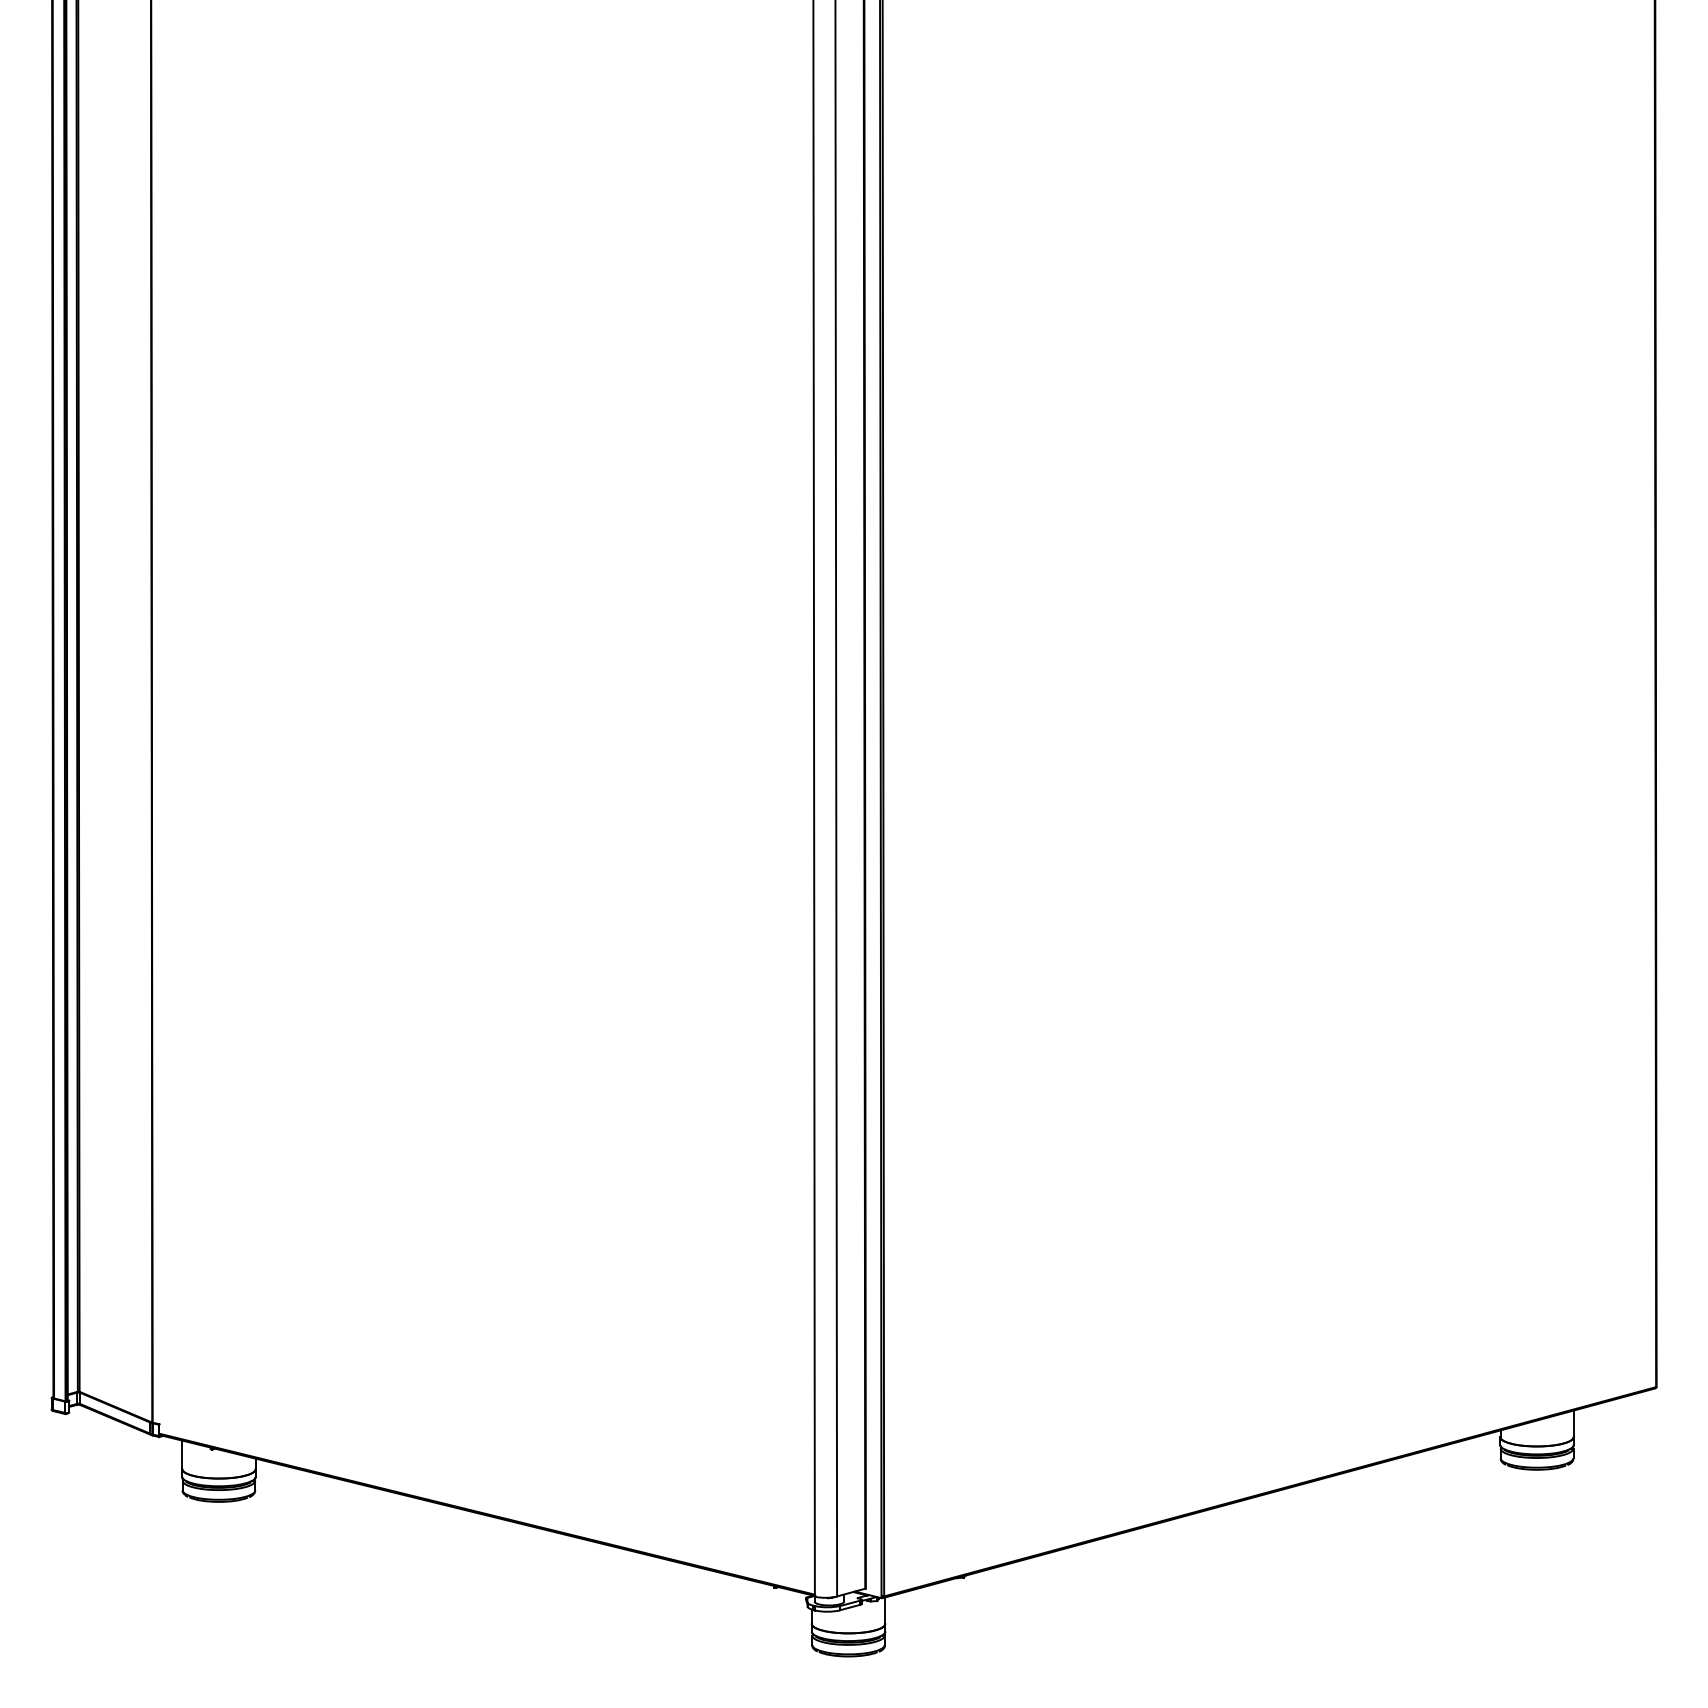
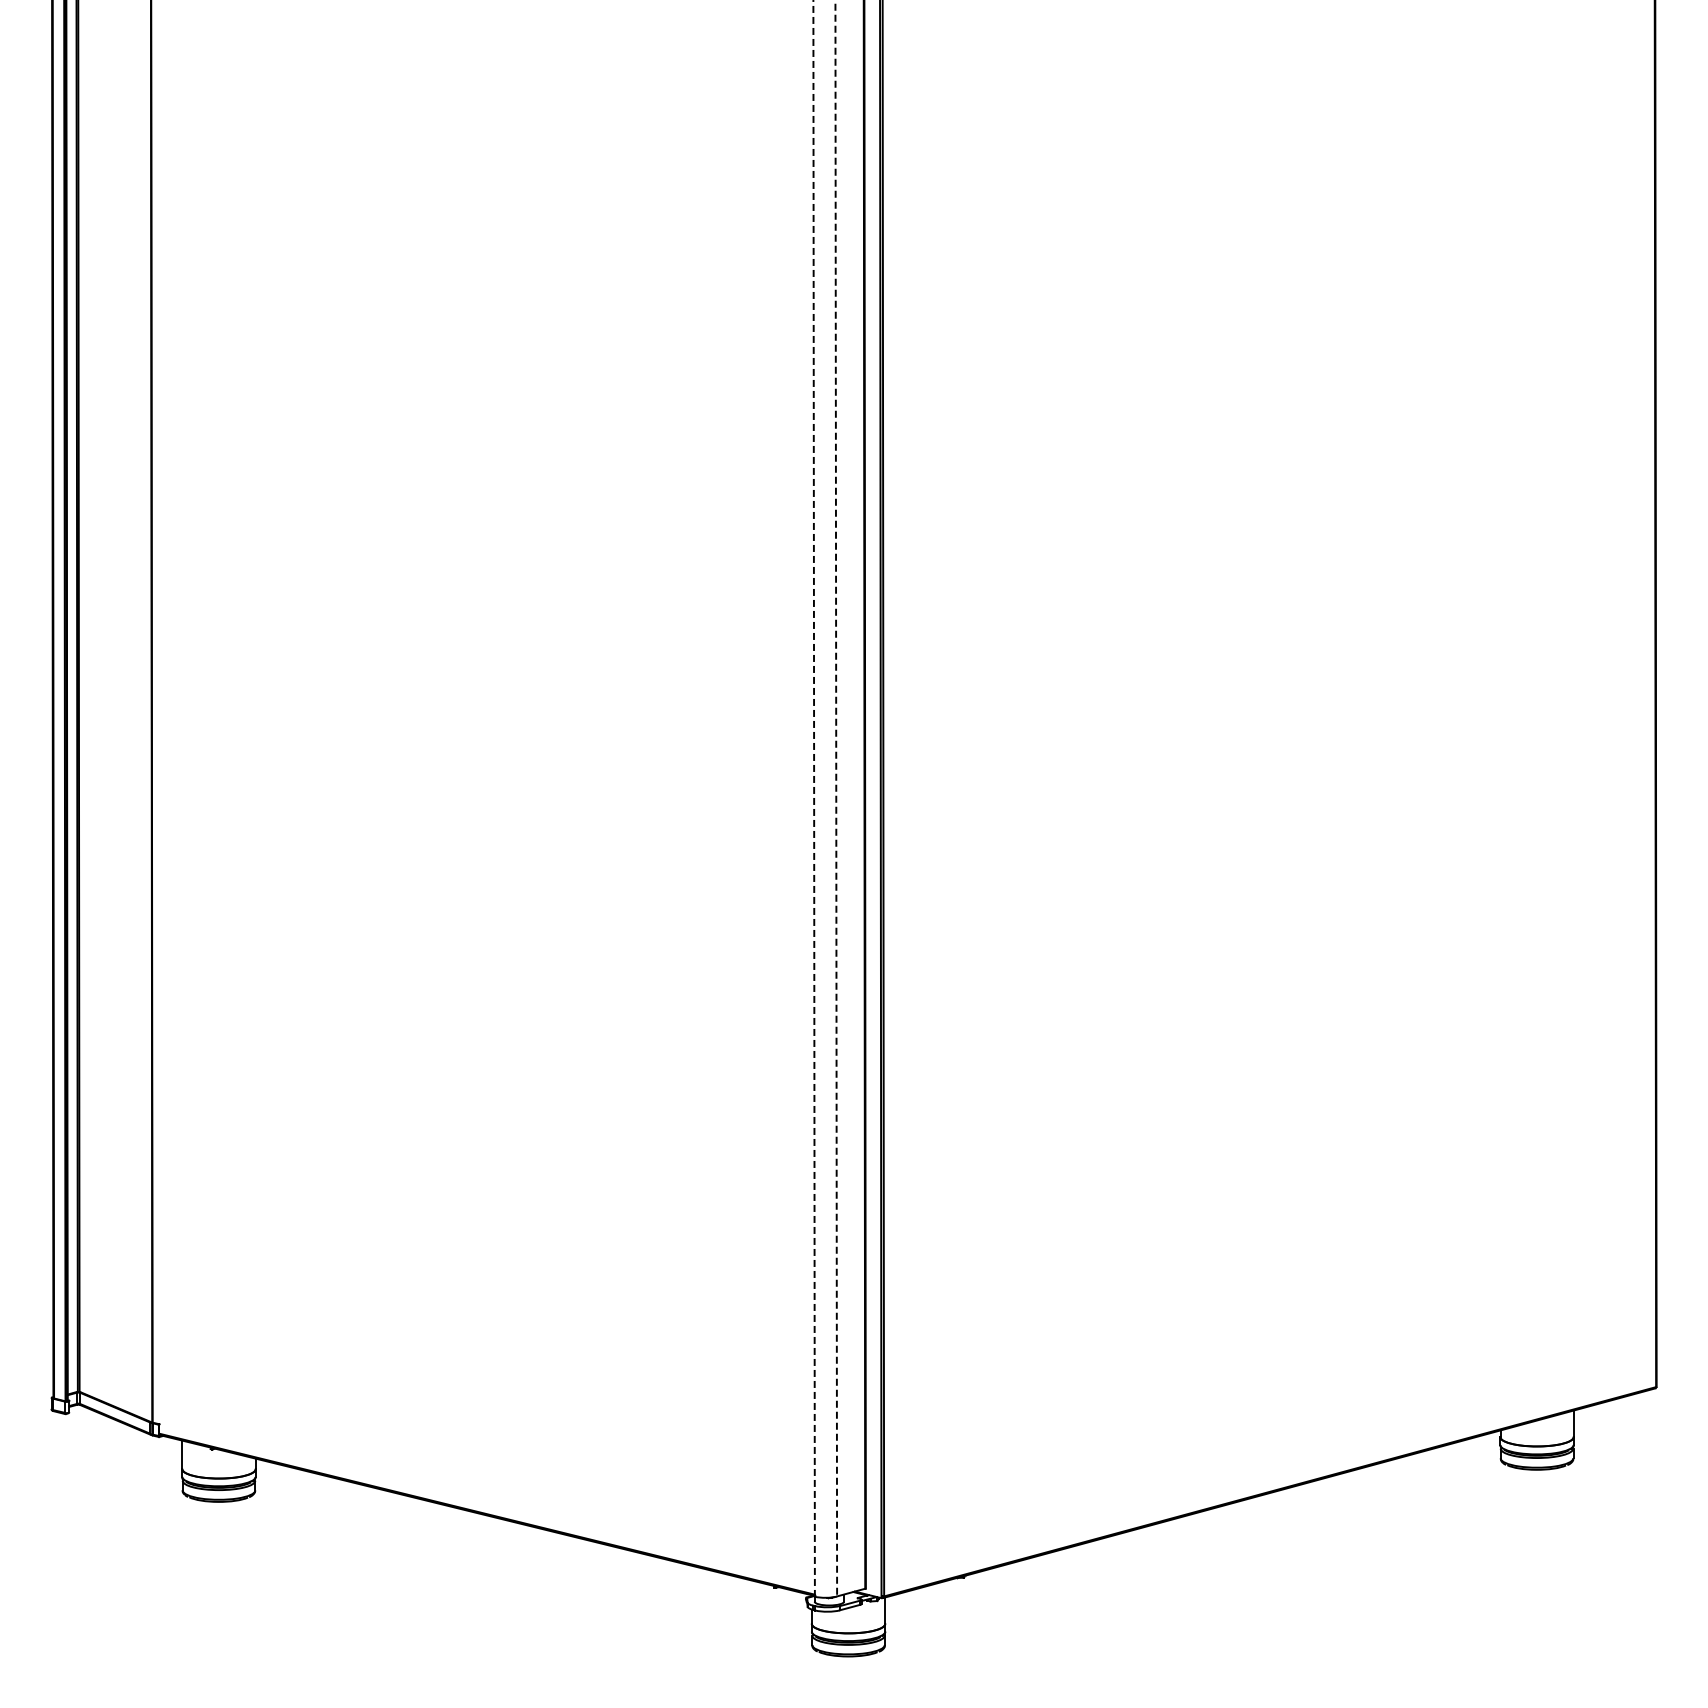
line: solid -> dashed (814, 797)
line: solid -> dashed (836, 798)
